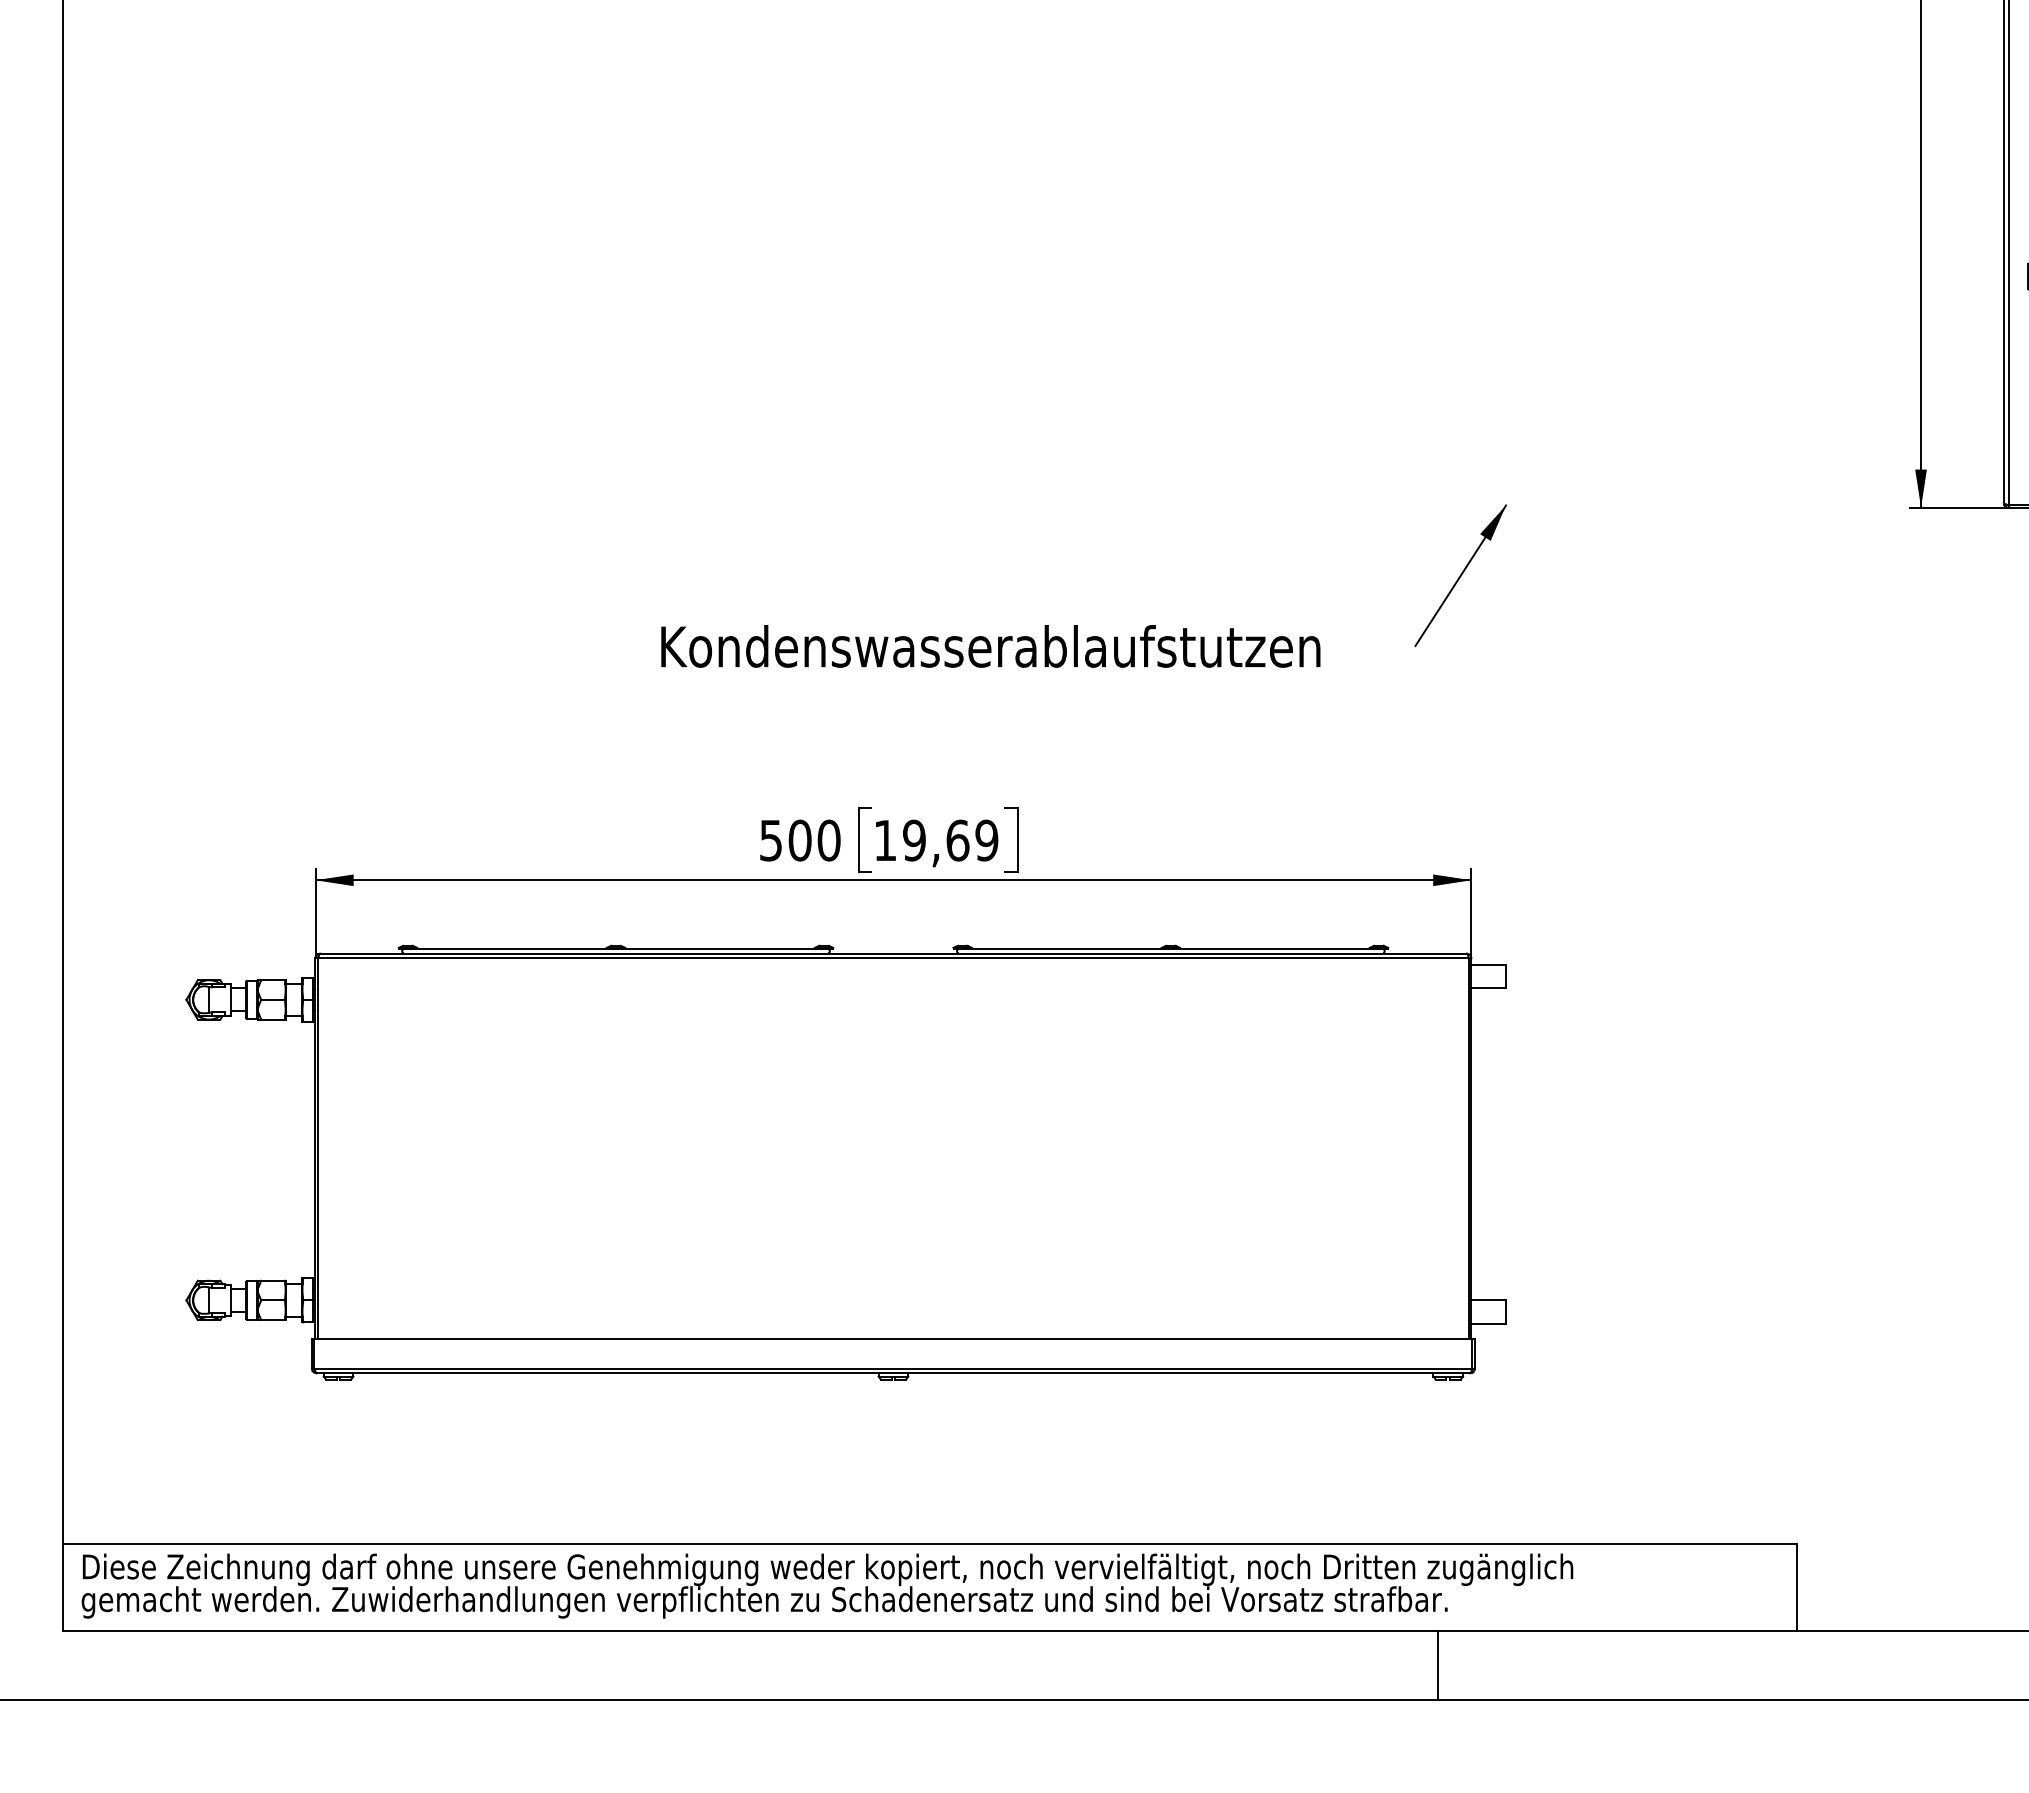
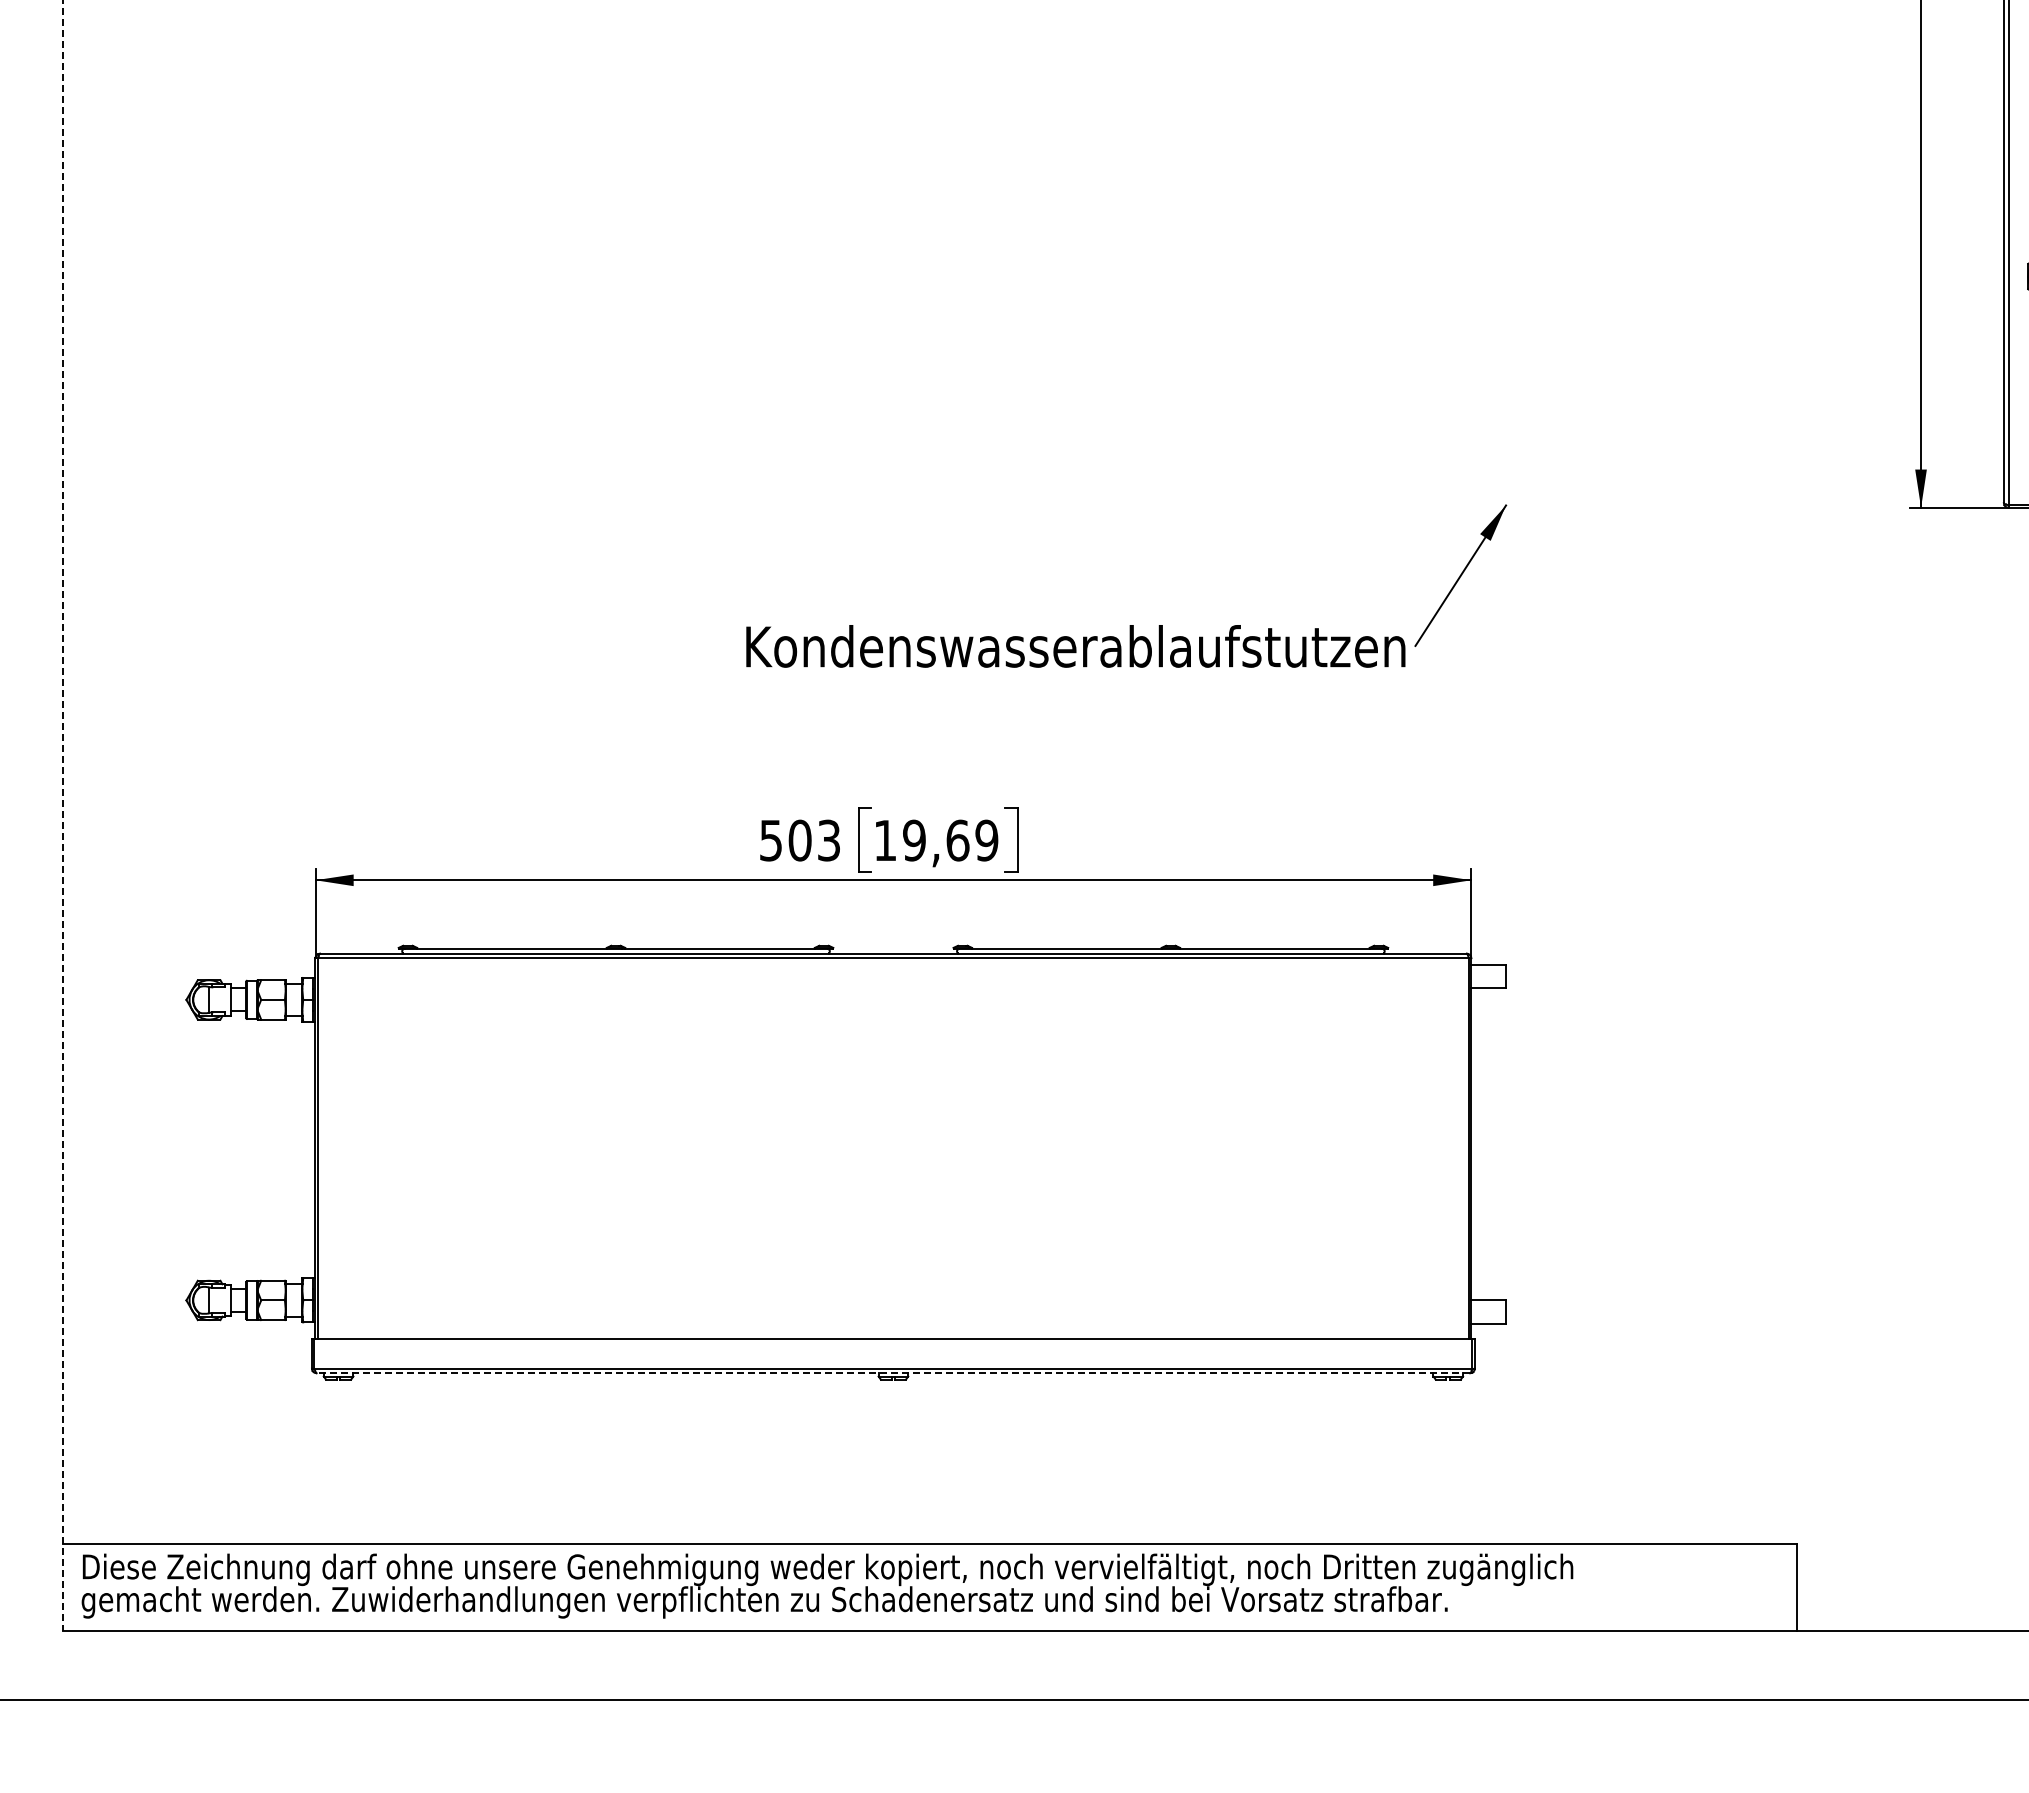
text position: (990, 646) -> (1075, 646) (1075, 646)
line: solid -> dashed (62, 815)
text: 500 -> 503 (828, 840)
line: solid -> dashed (893, 1373)
line: present -> none (1438, 1665)
